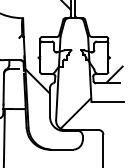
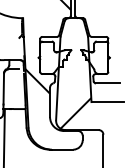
hatch: present -> none (114, 74)
